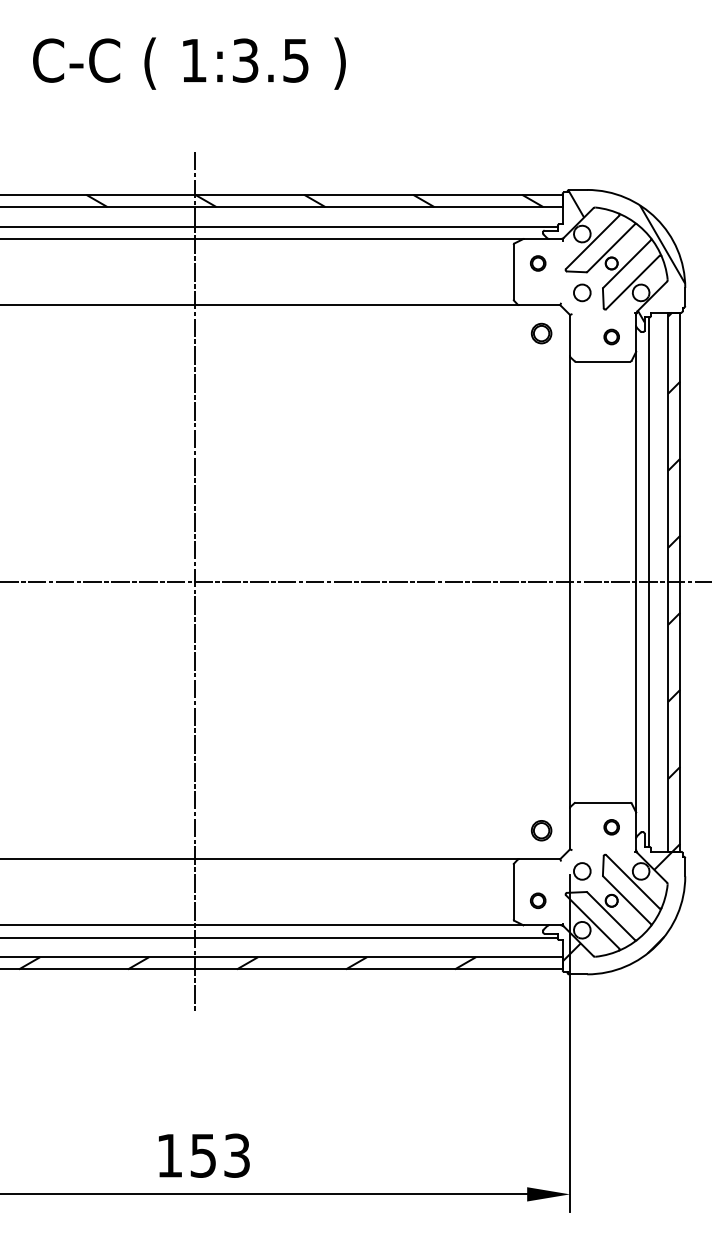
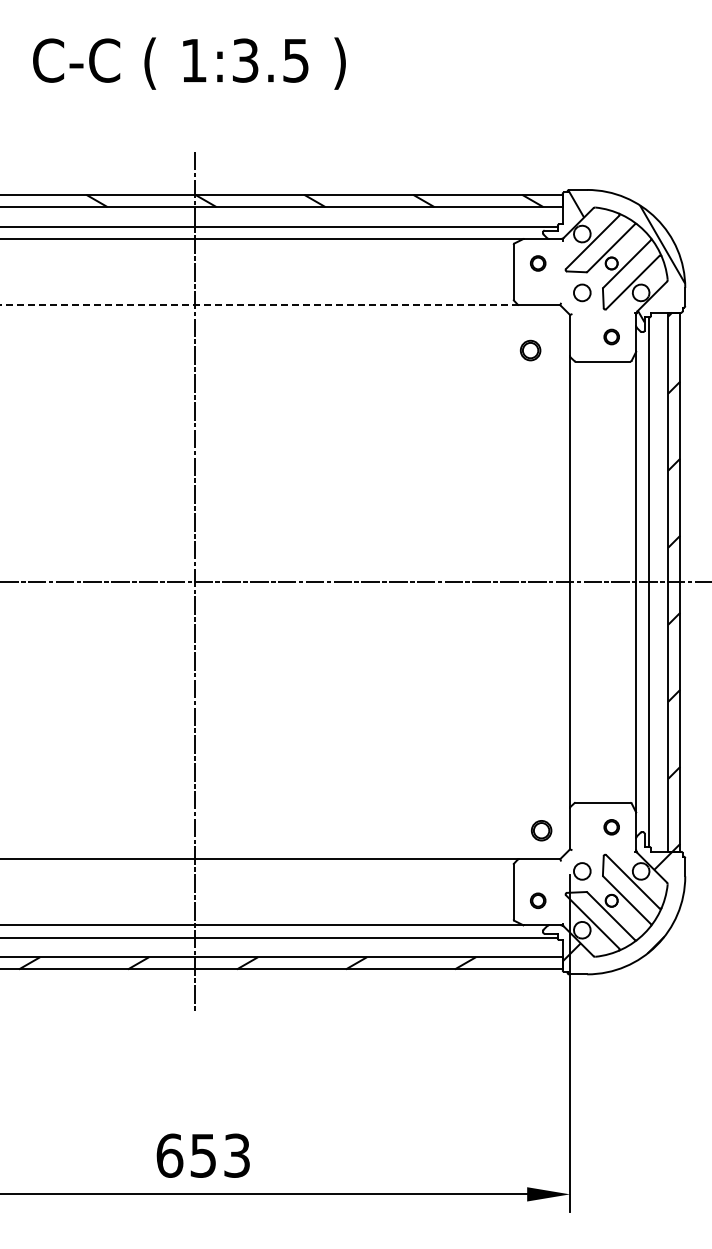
line: solid -> dashed (258, 305)
part position: (541, 333) -> (530, 350) (530, 350)
text: 153 -> 653 (169, 1155)
